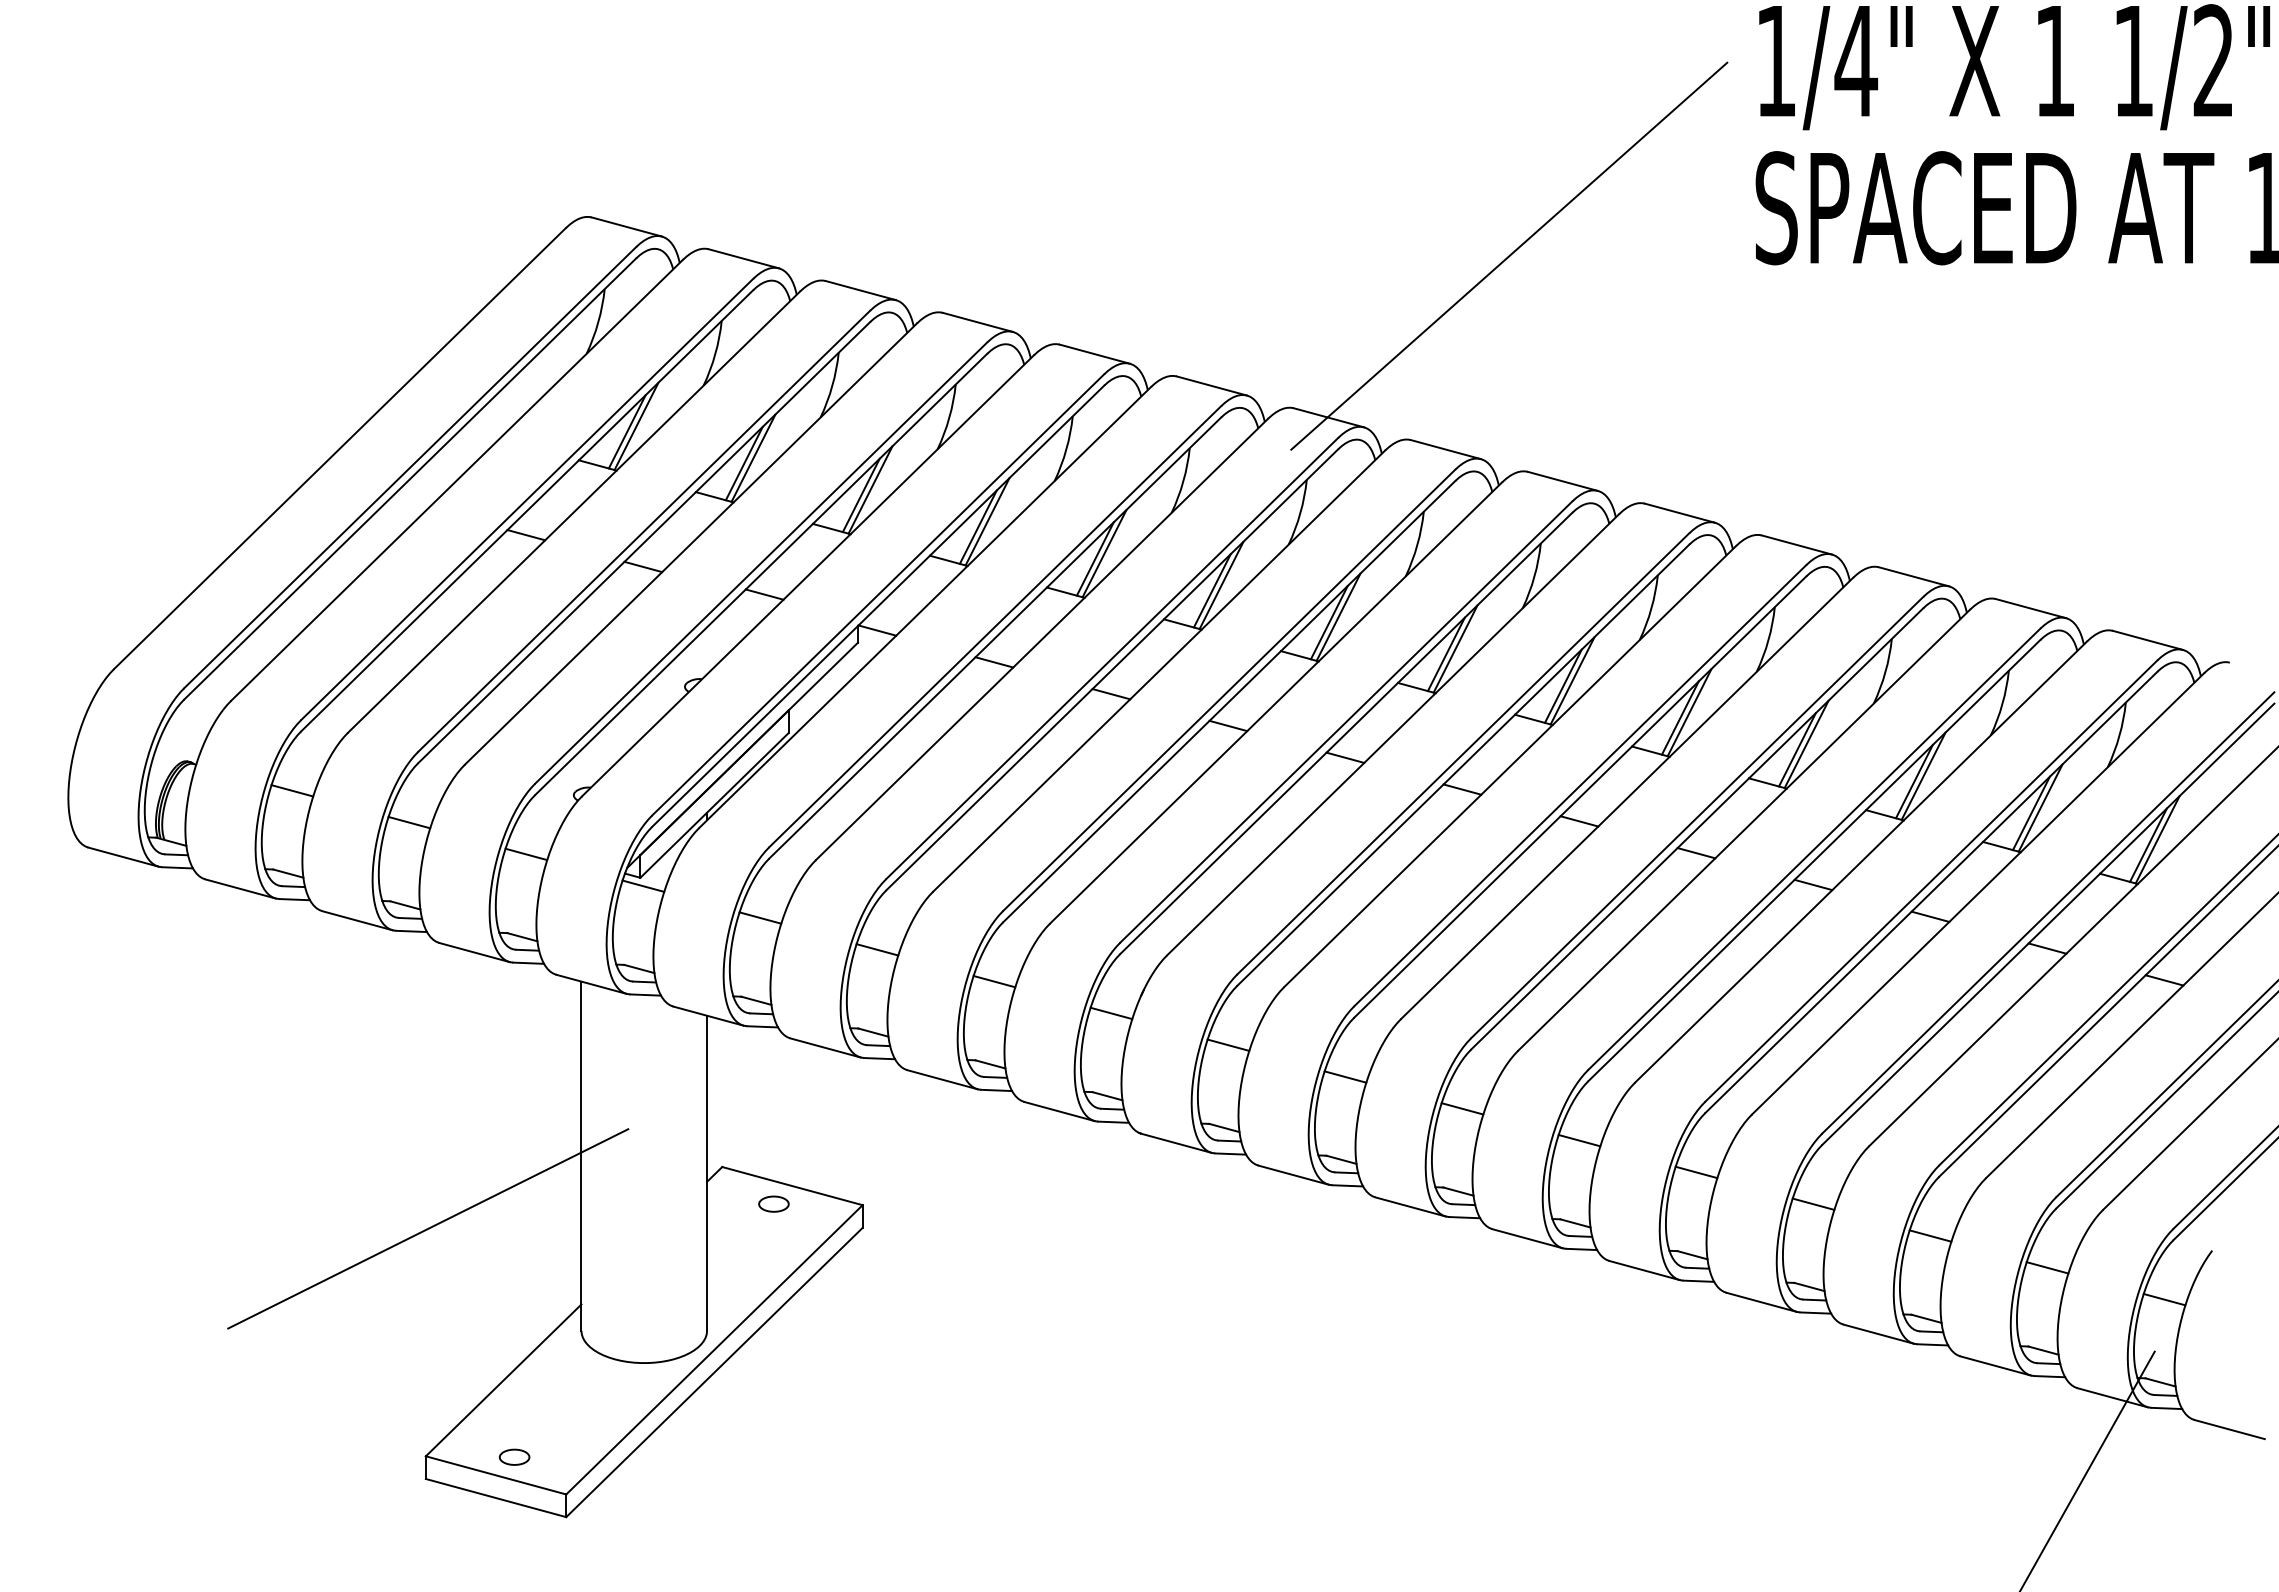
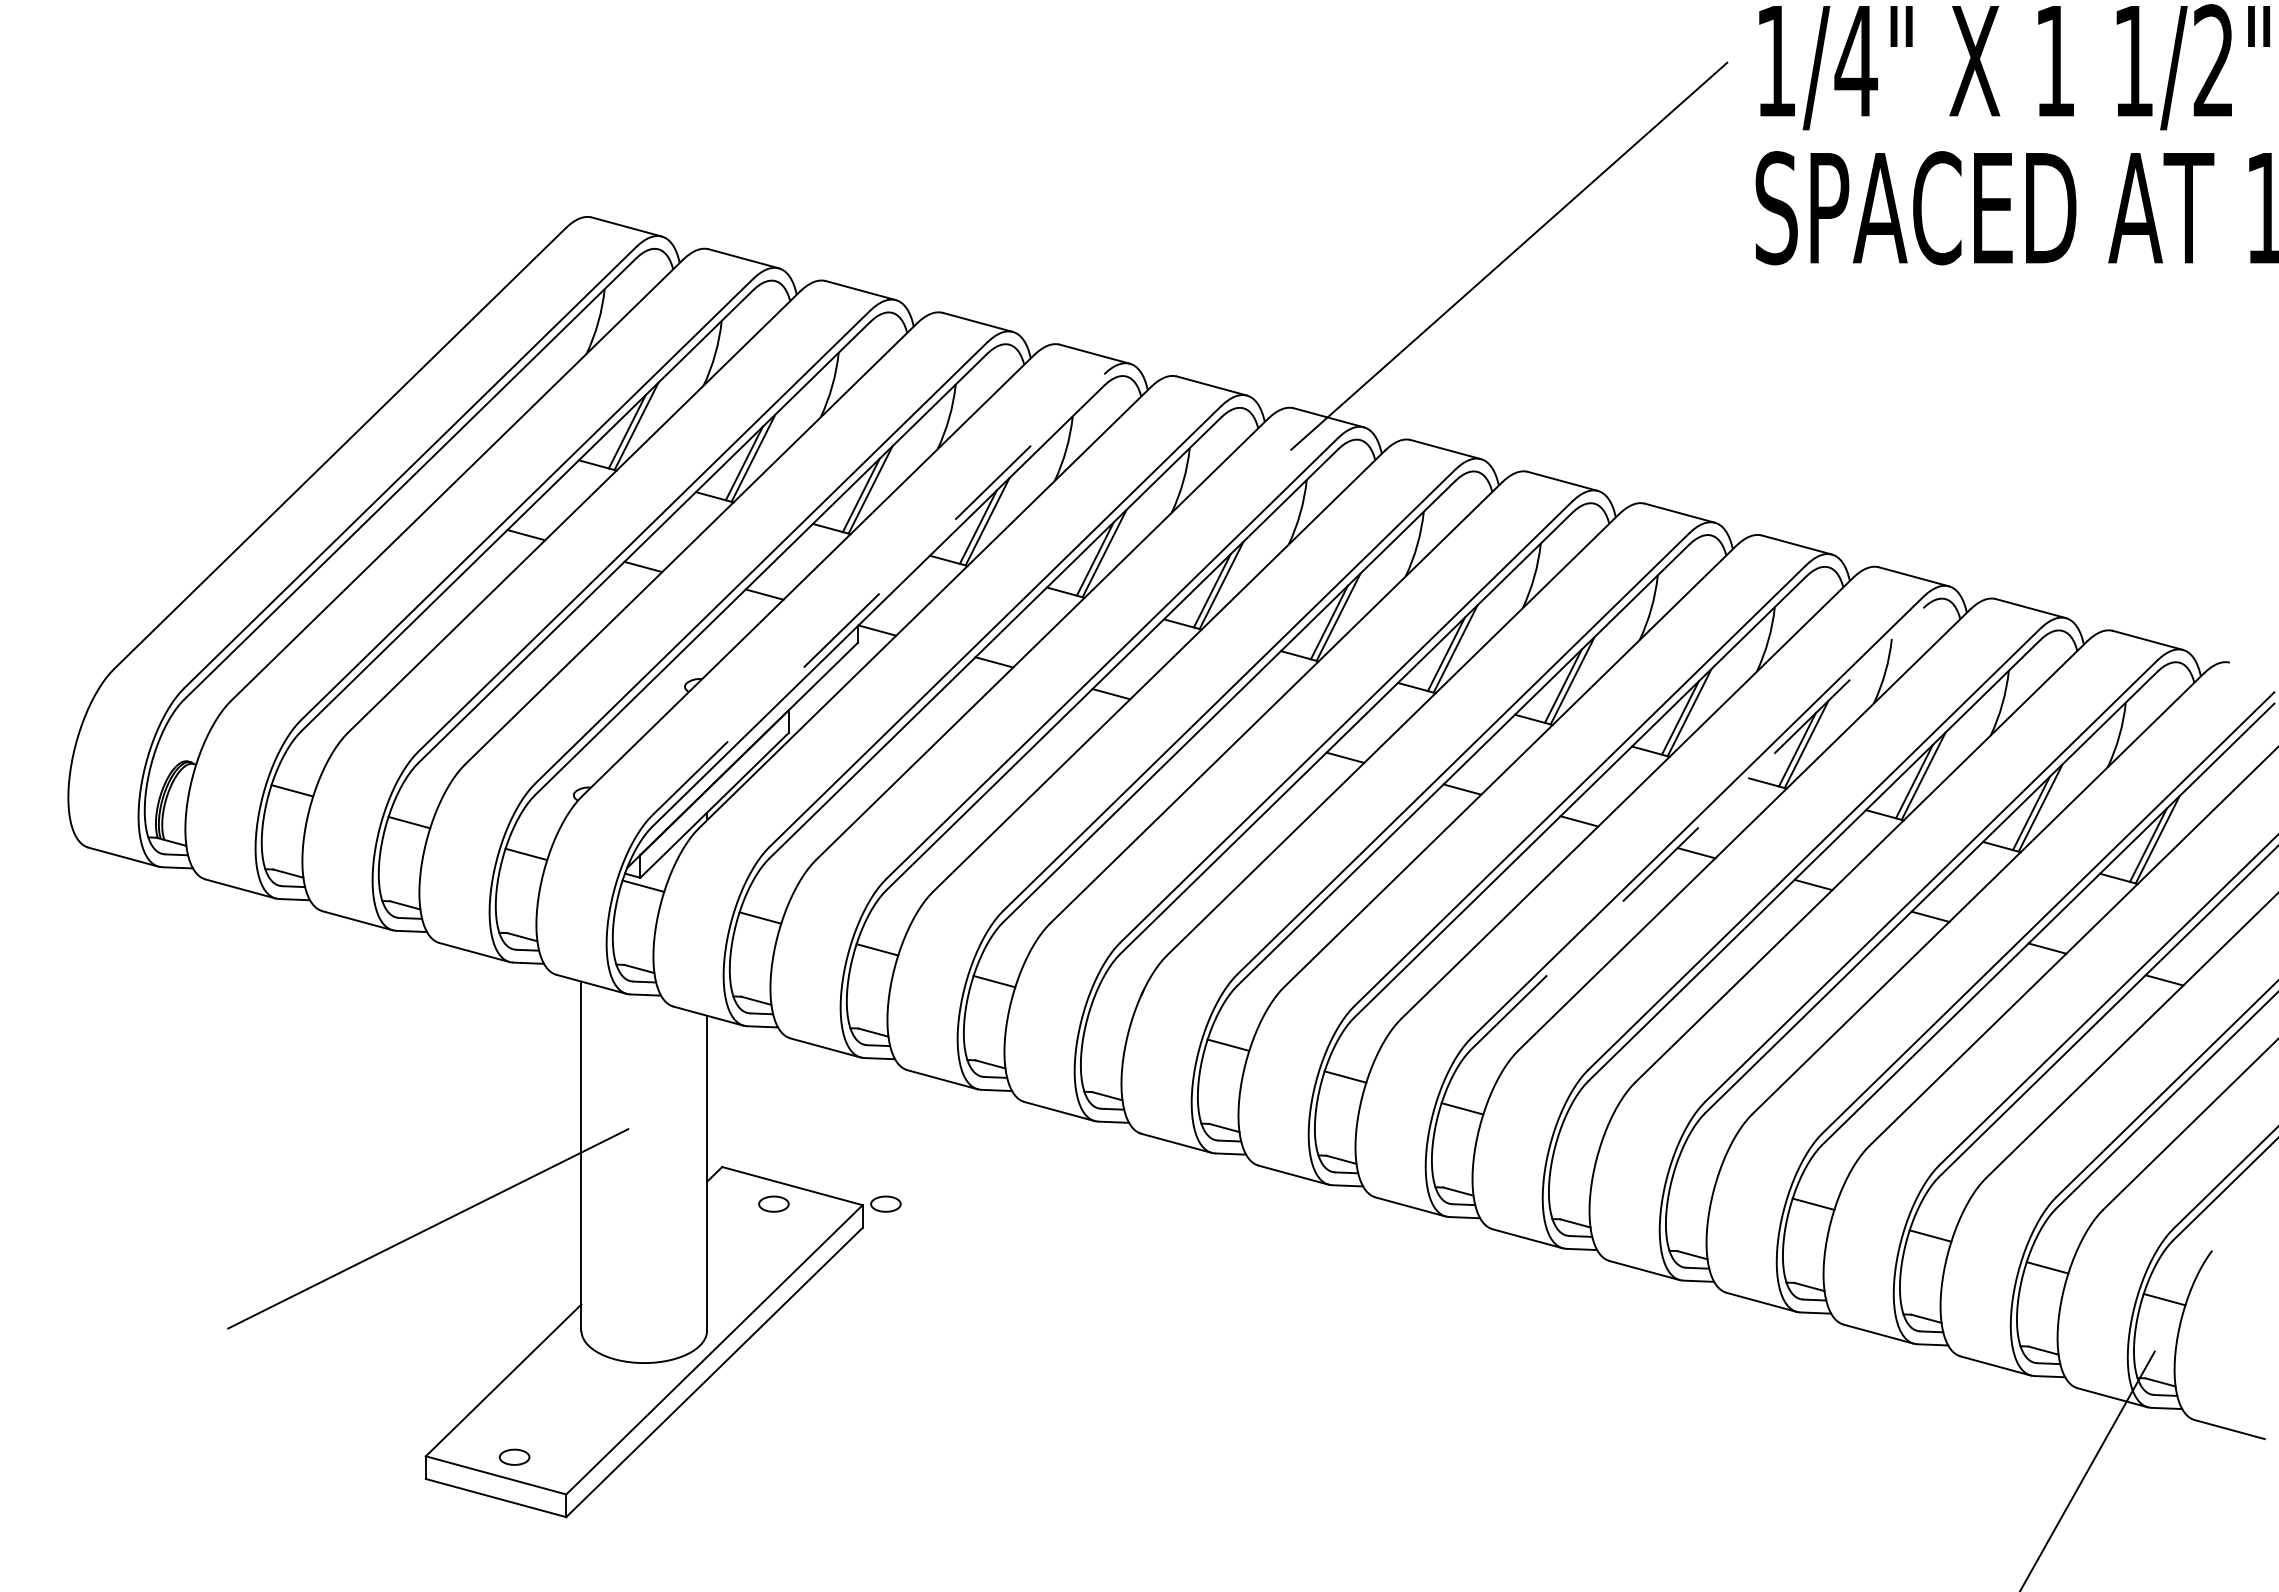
line: solid -> dashed (878, 594)
line: present -> none (1228, 725)
line: solid -> dashed (1697, 828)
line: present -> none (1111, 1013)
line: present -> none (1579, 1140)
line: present -> none (1696, 1172)
part: none -> present (885, 1203)
